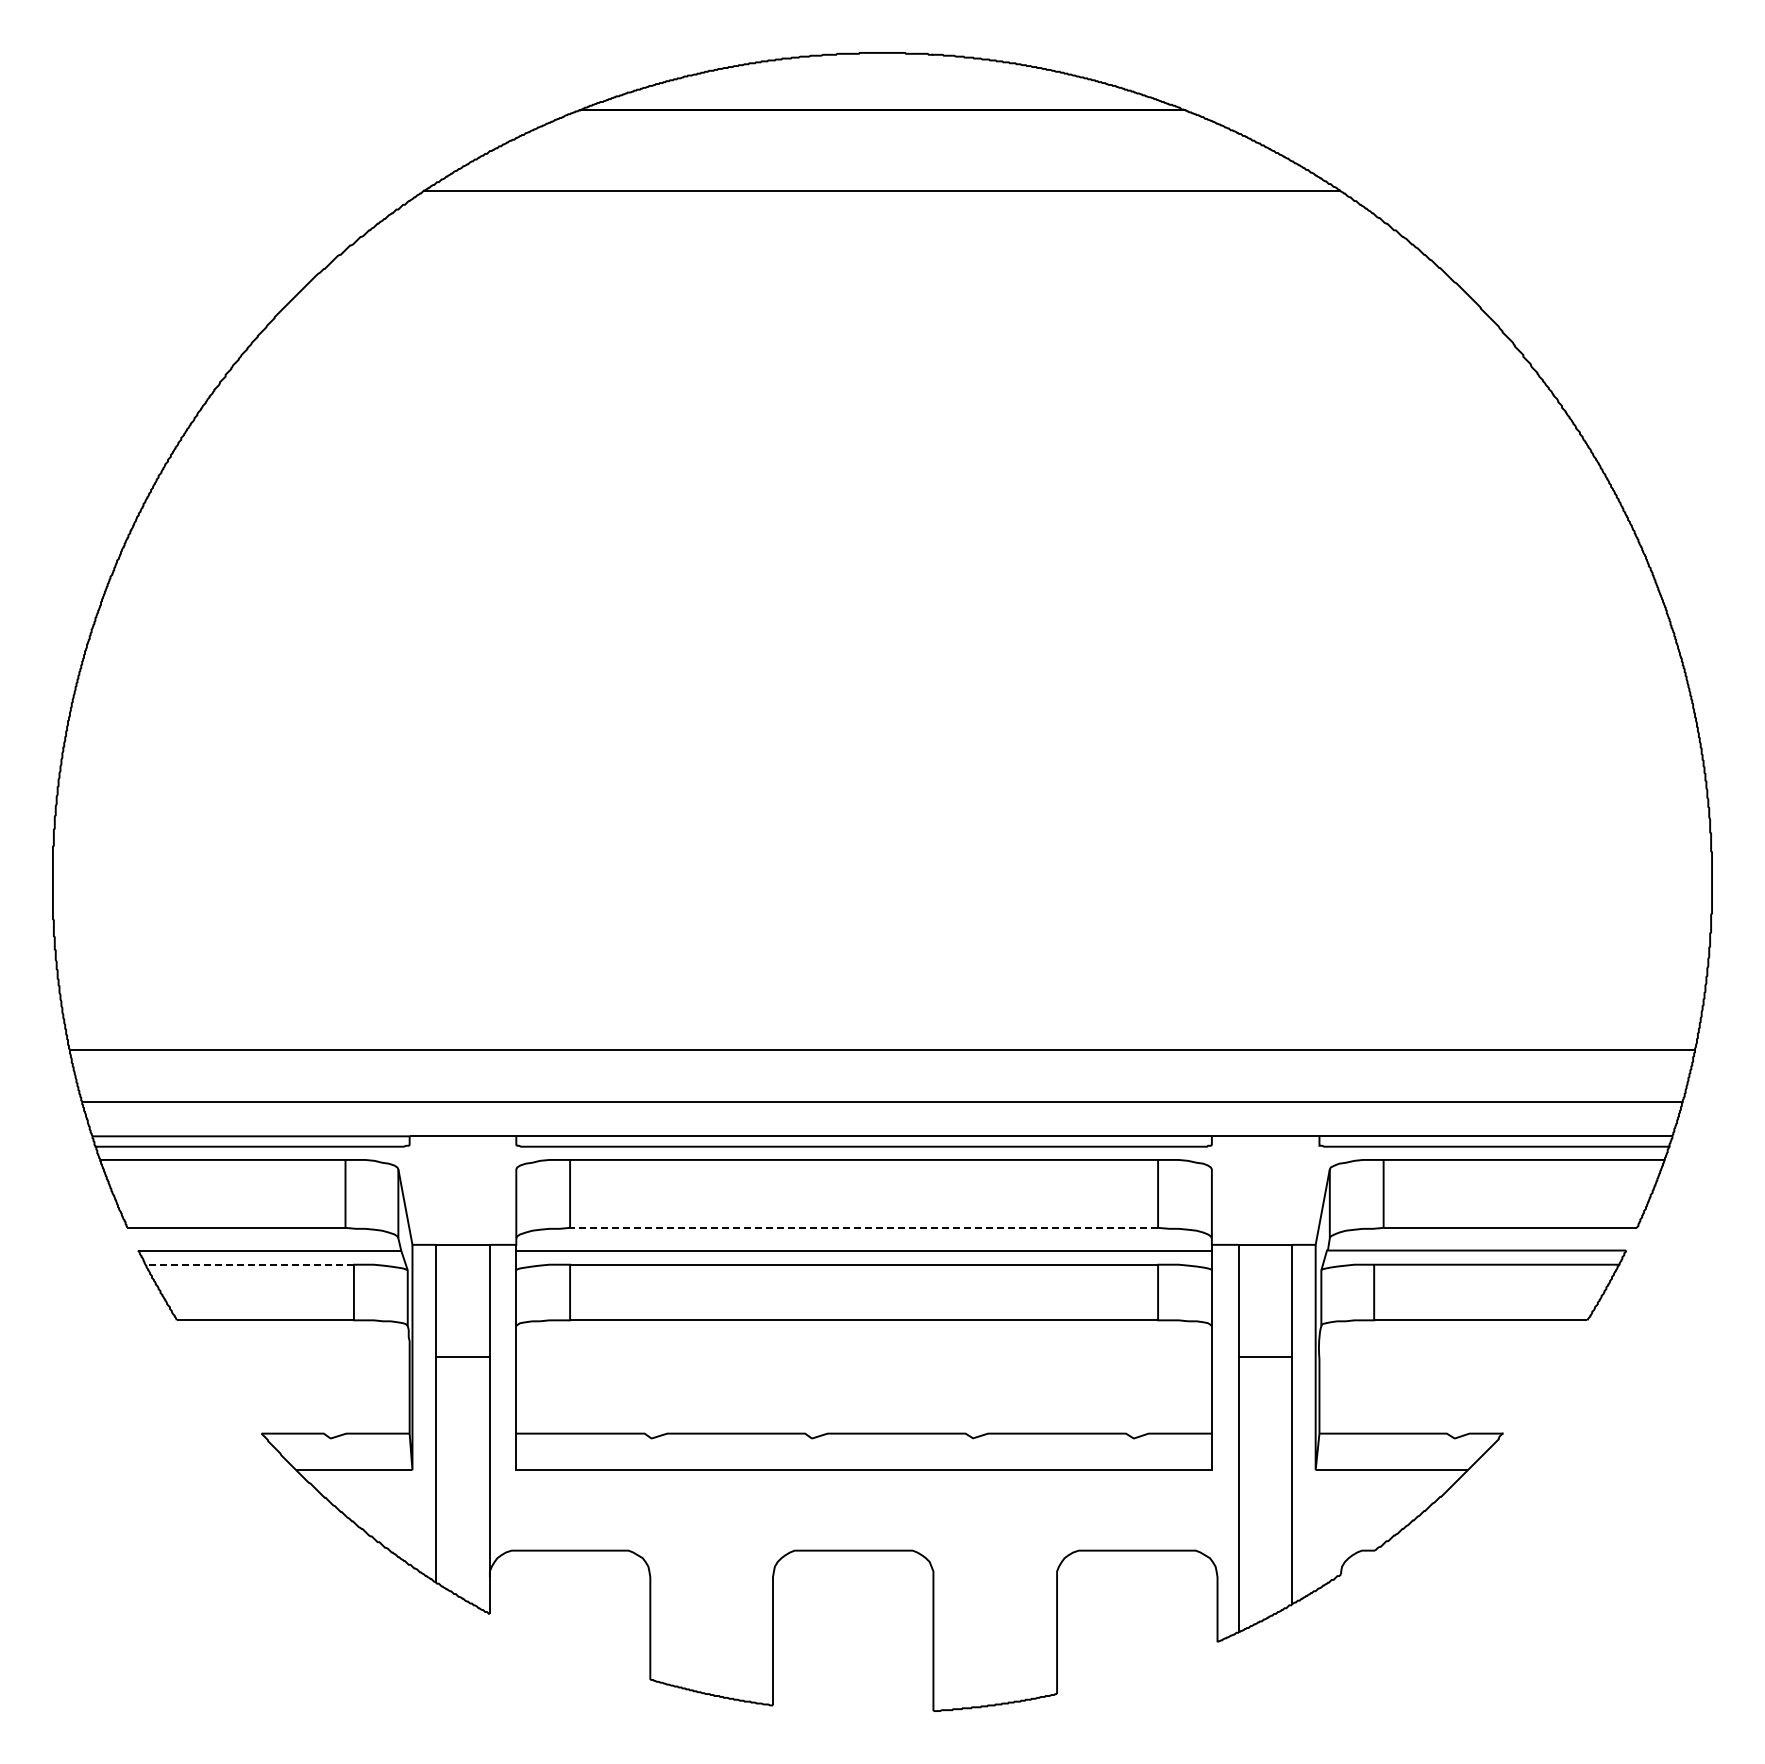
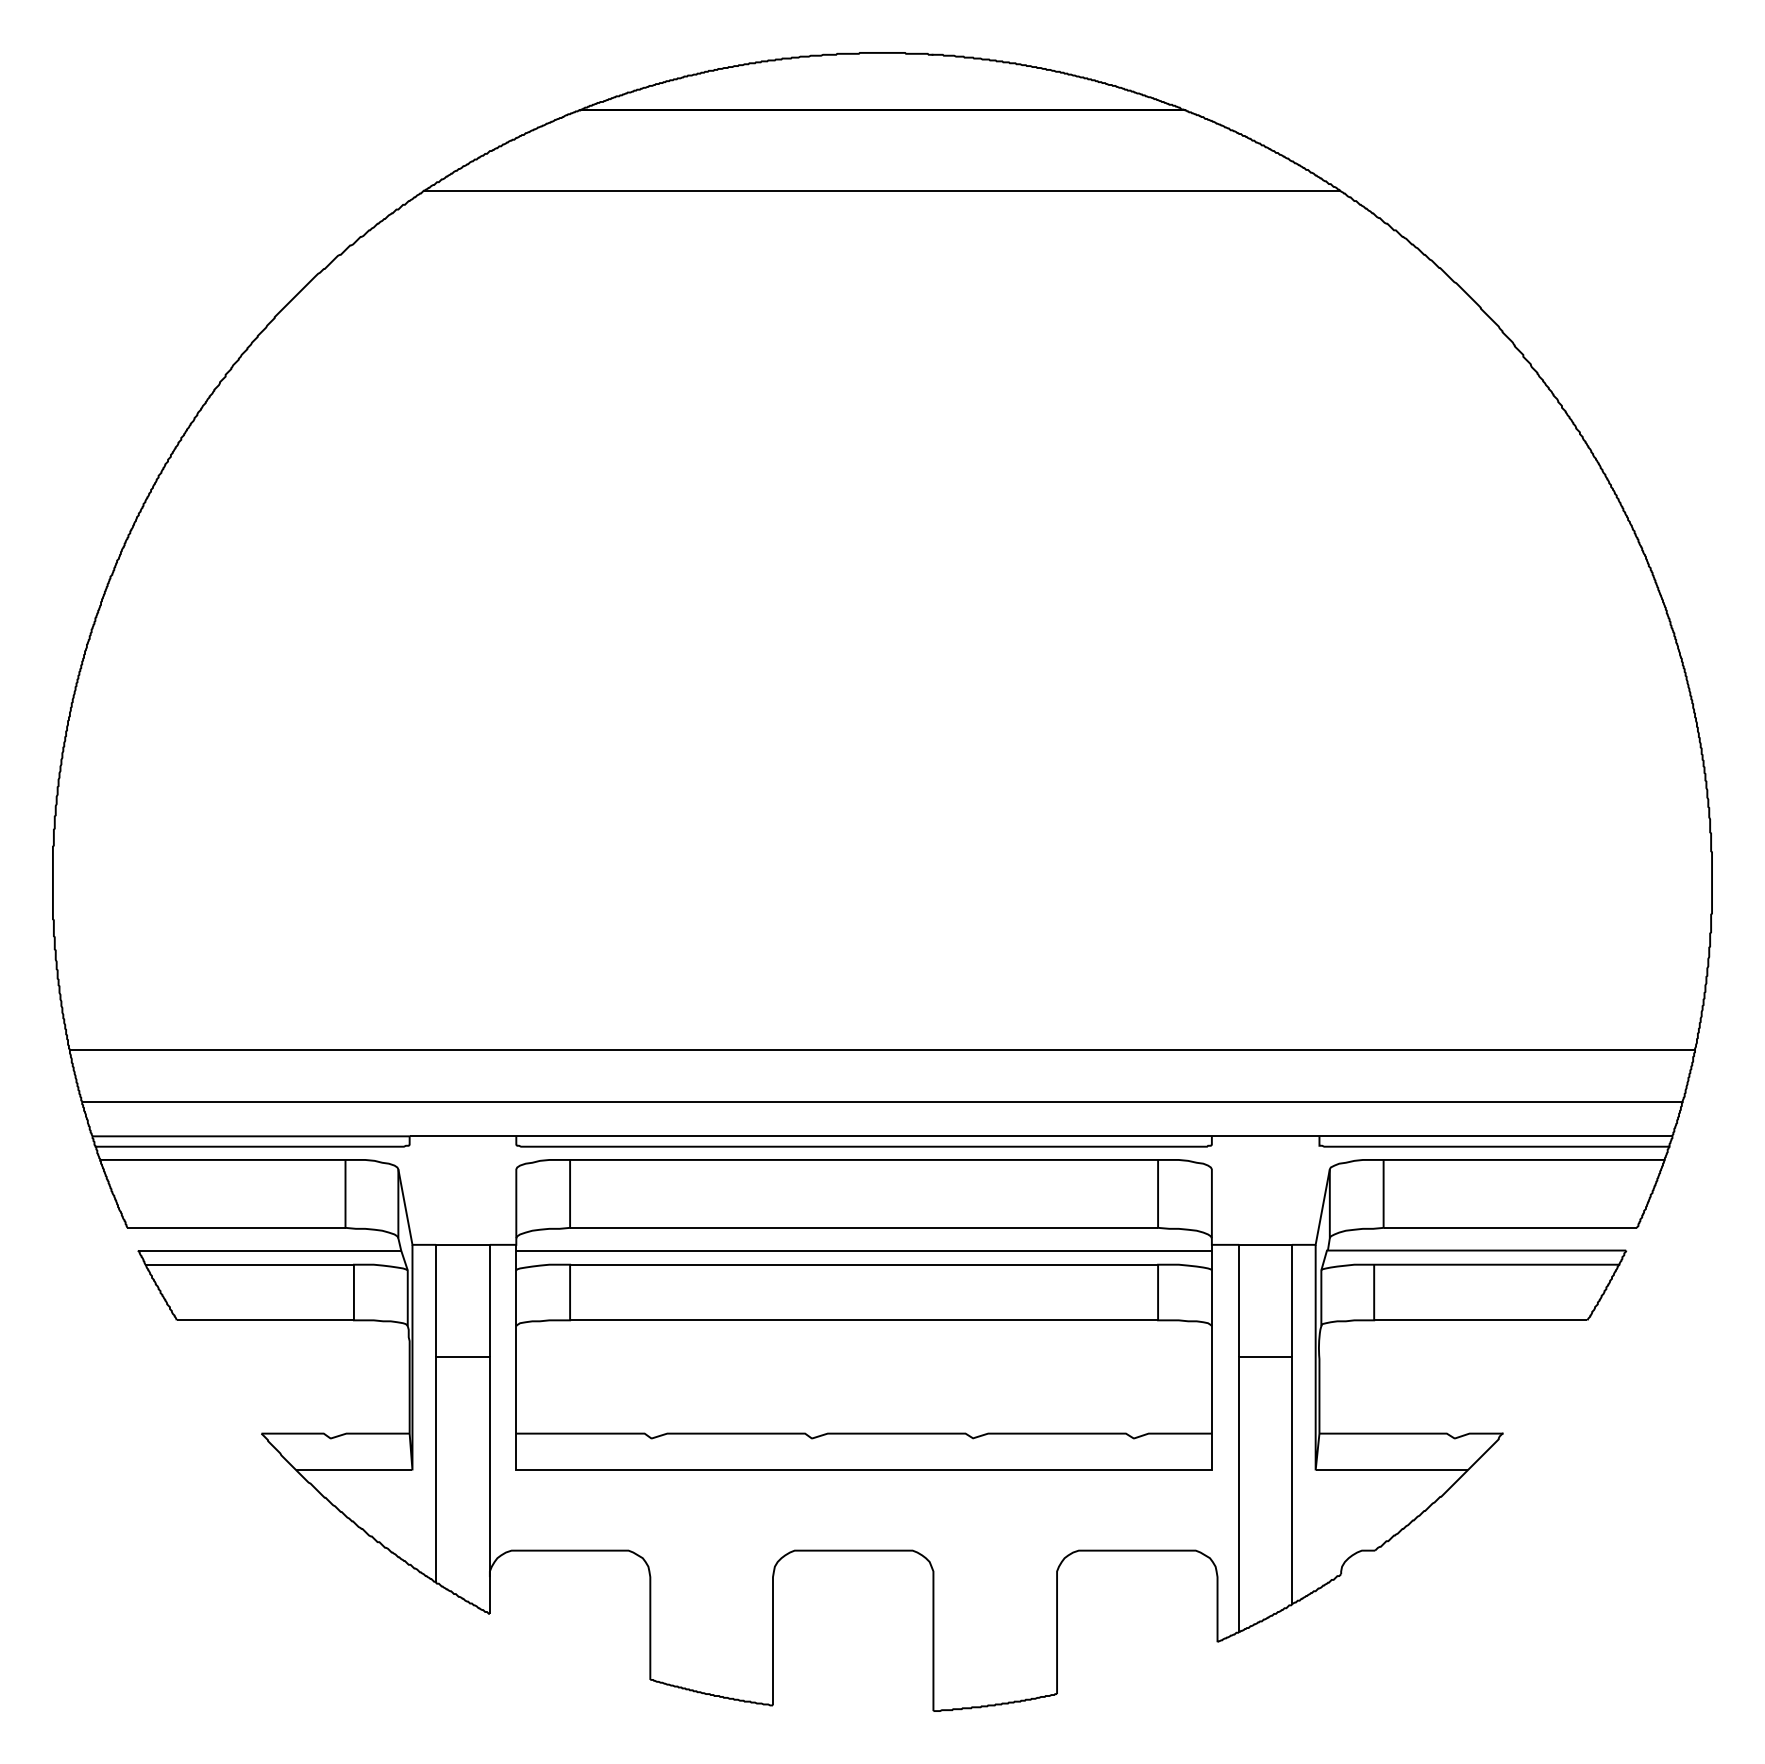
line: dashed -> solid (864, 1227)
line: dashed -> solid (249, 1264)
